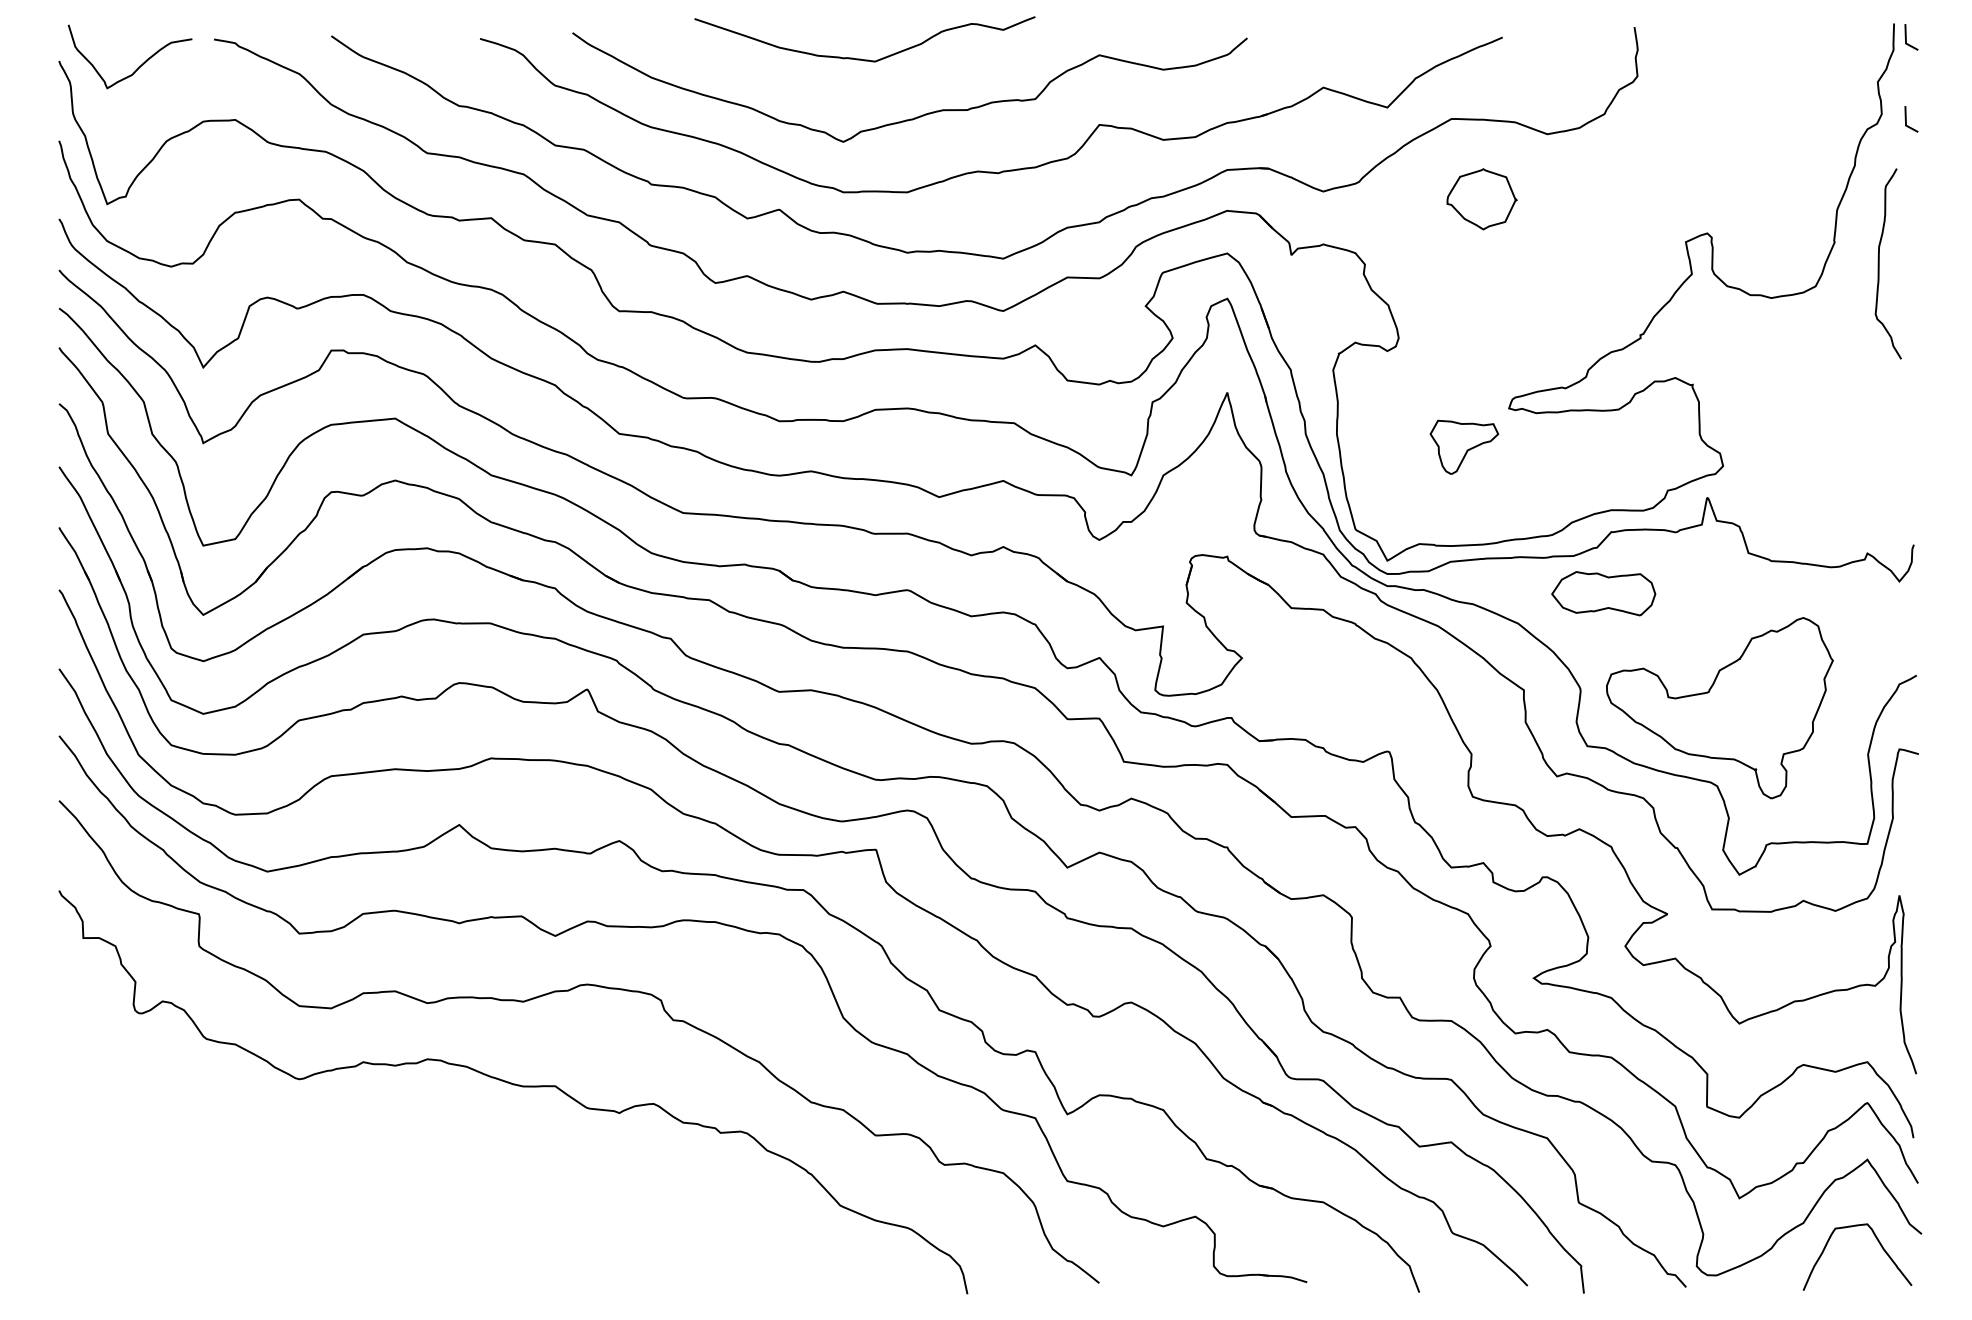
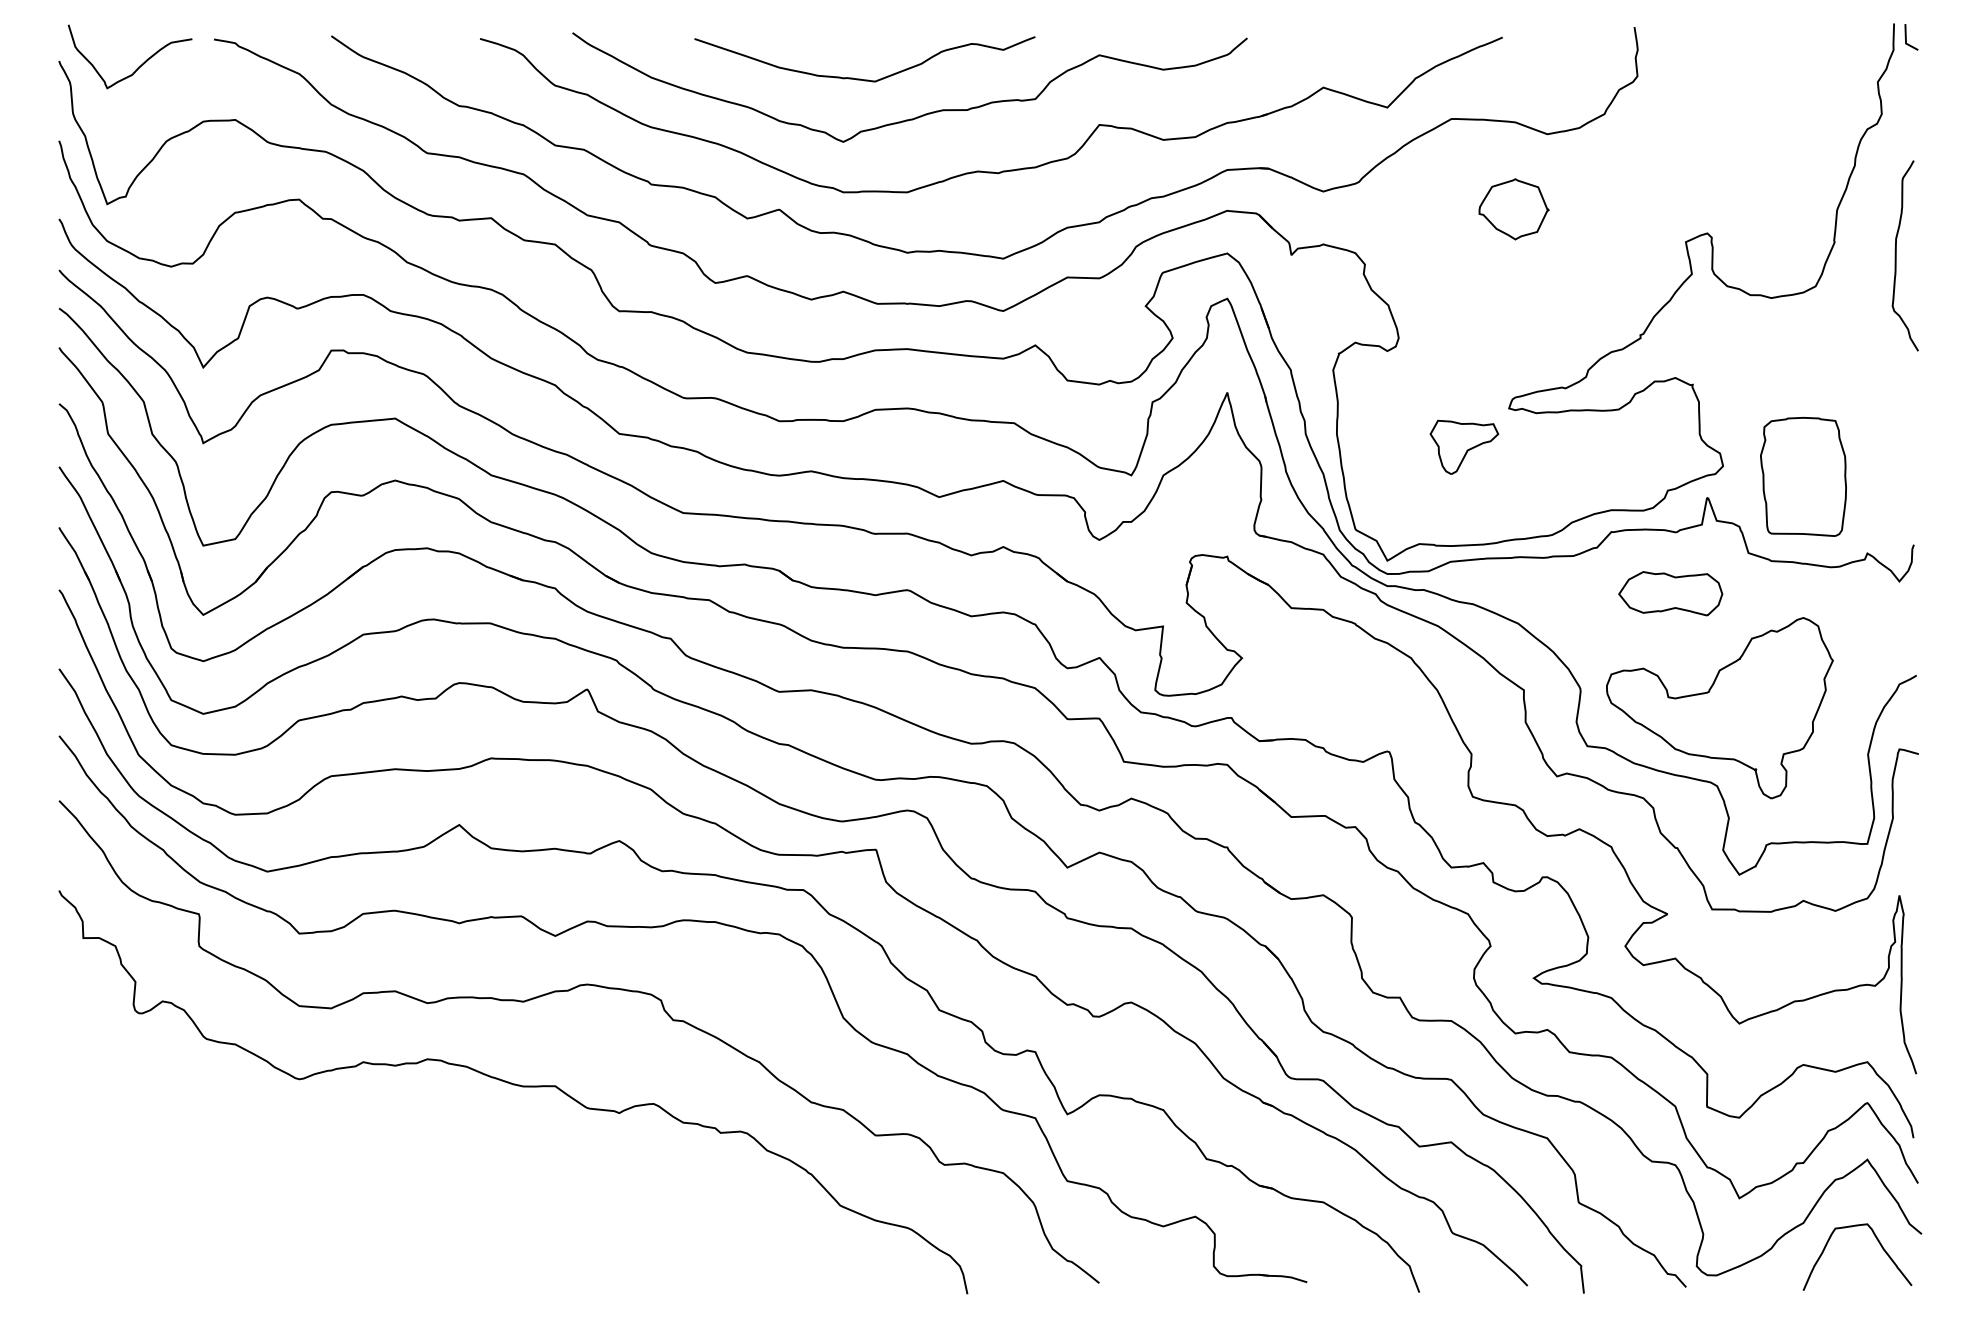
curve position: (860, 58) -> (860, 78) (860, 78)
line: present -> none (1906, 119)
part position: (1481, 199) -> (1513, 209) (1513, 209)
curve position: (1879, 263) -> (1896, 255) (1896, 255)
part: none -> present (1803, 476)
part position: (1603, 593) -> (1670, 593) (1670, 593)
